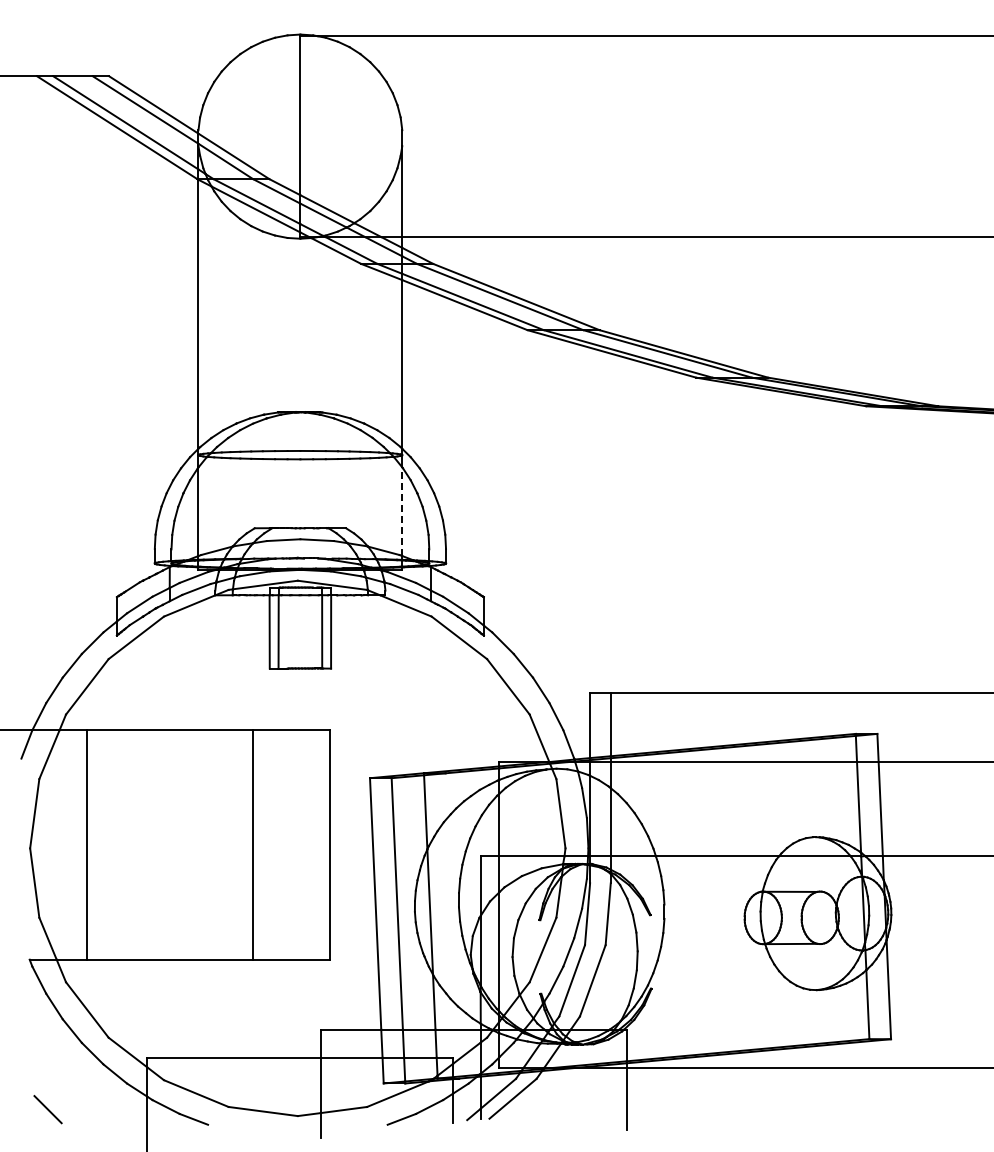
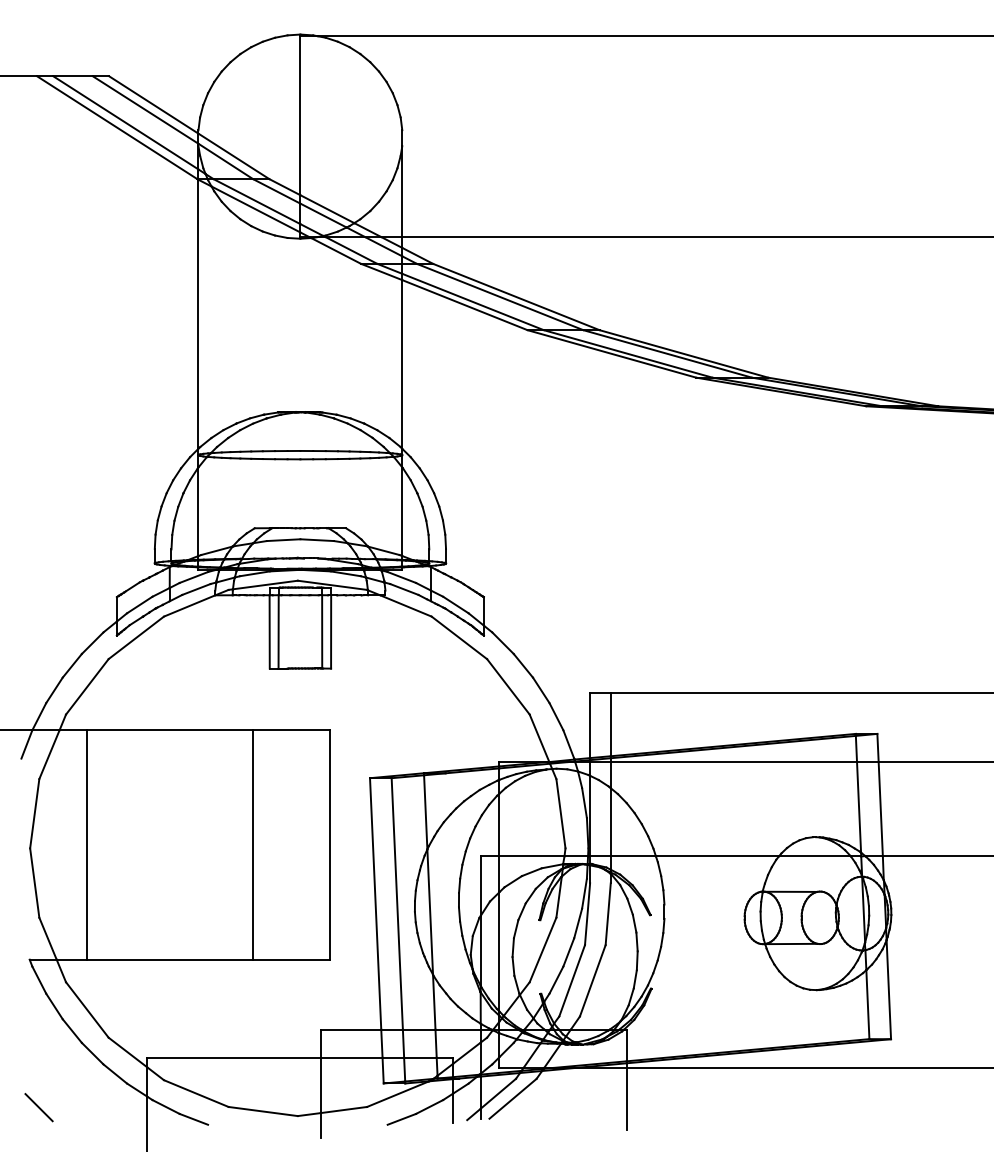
line: dashed -> solid (402, 511)
line position: (47, 1109) -> (38, 1107) (38, 1107)
